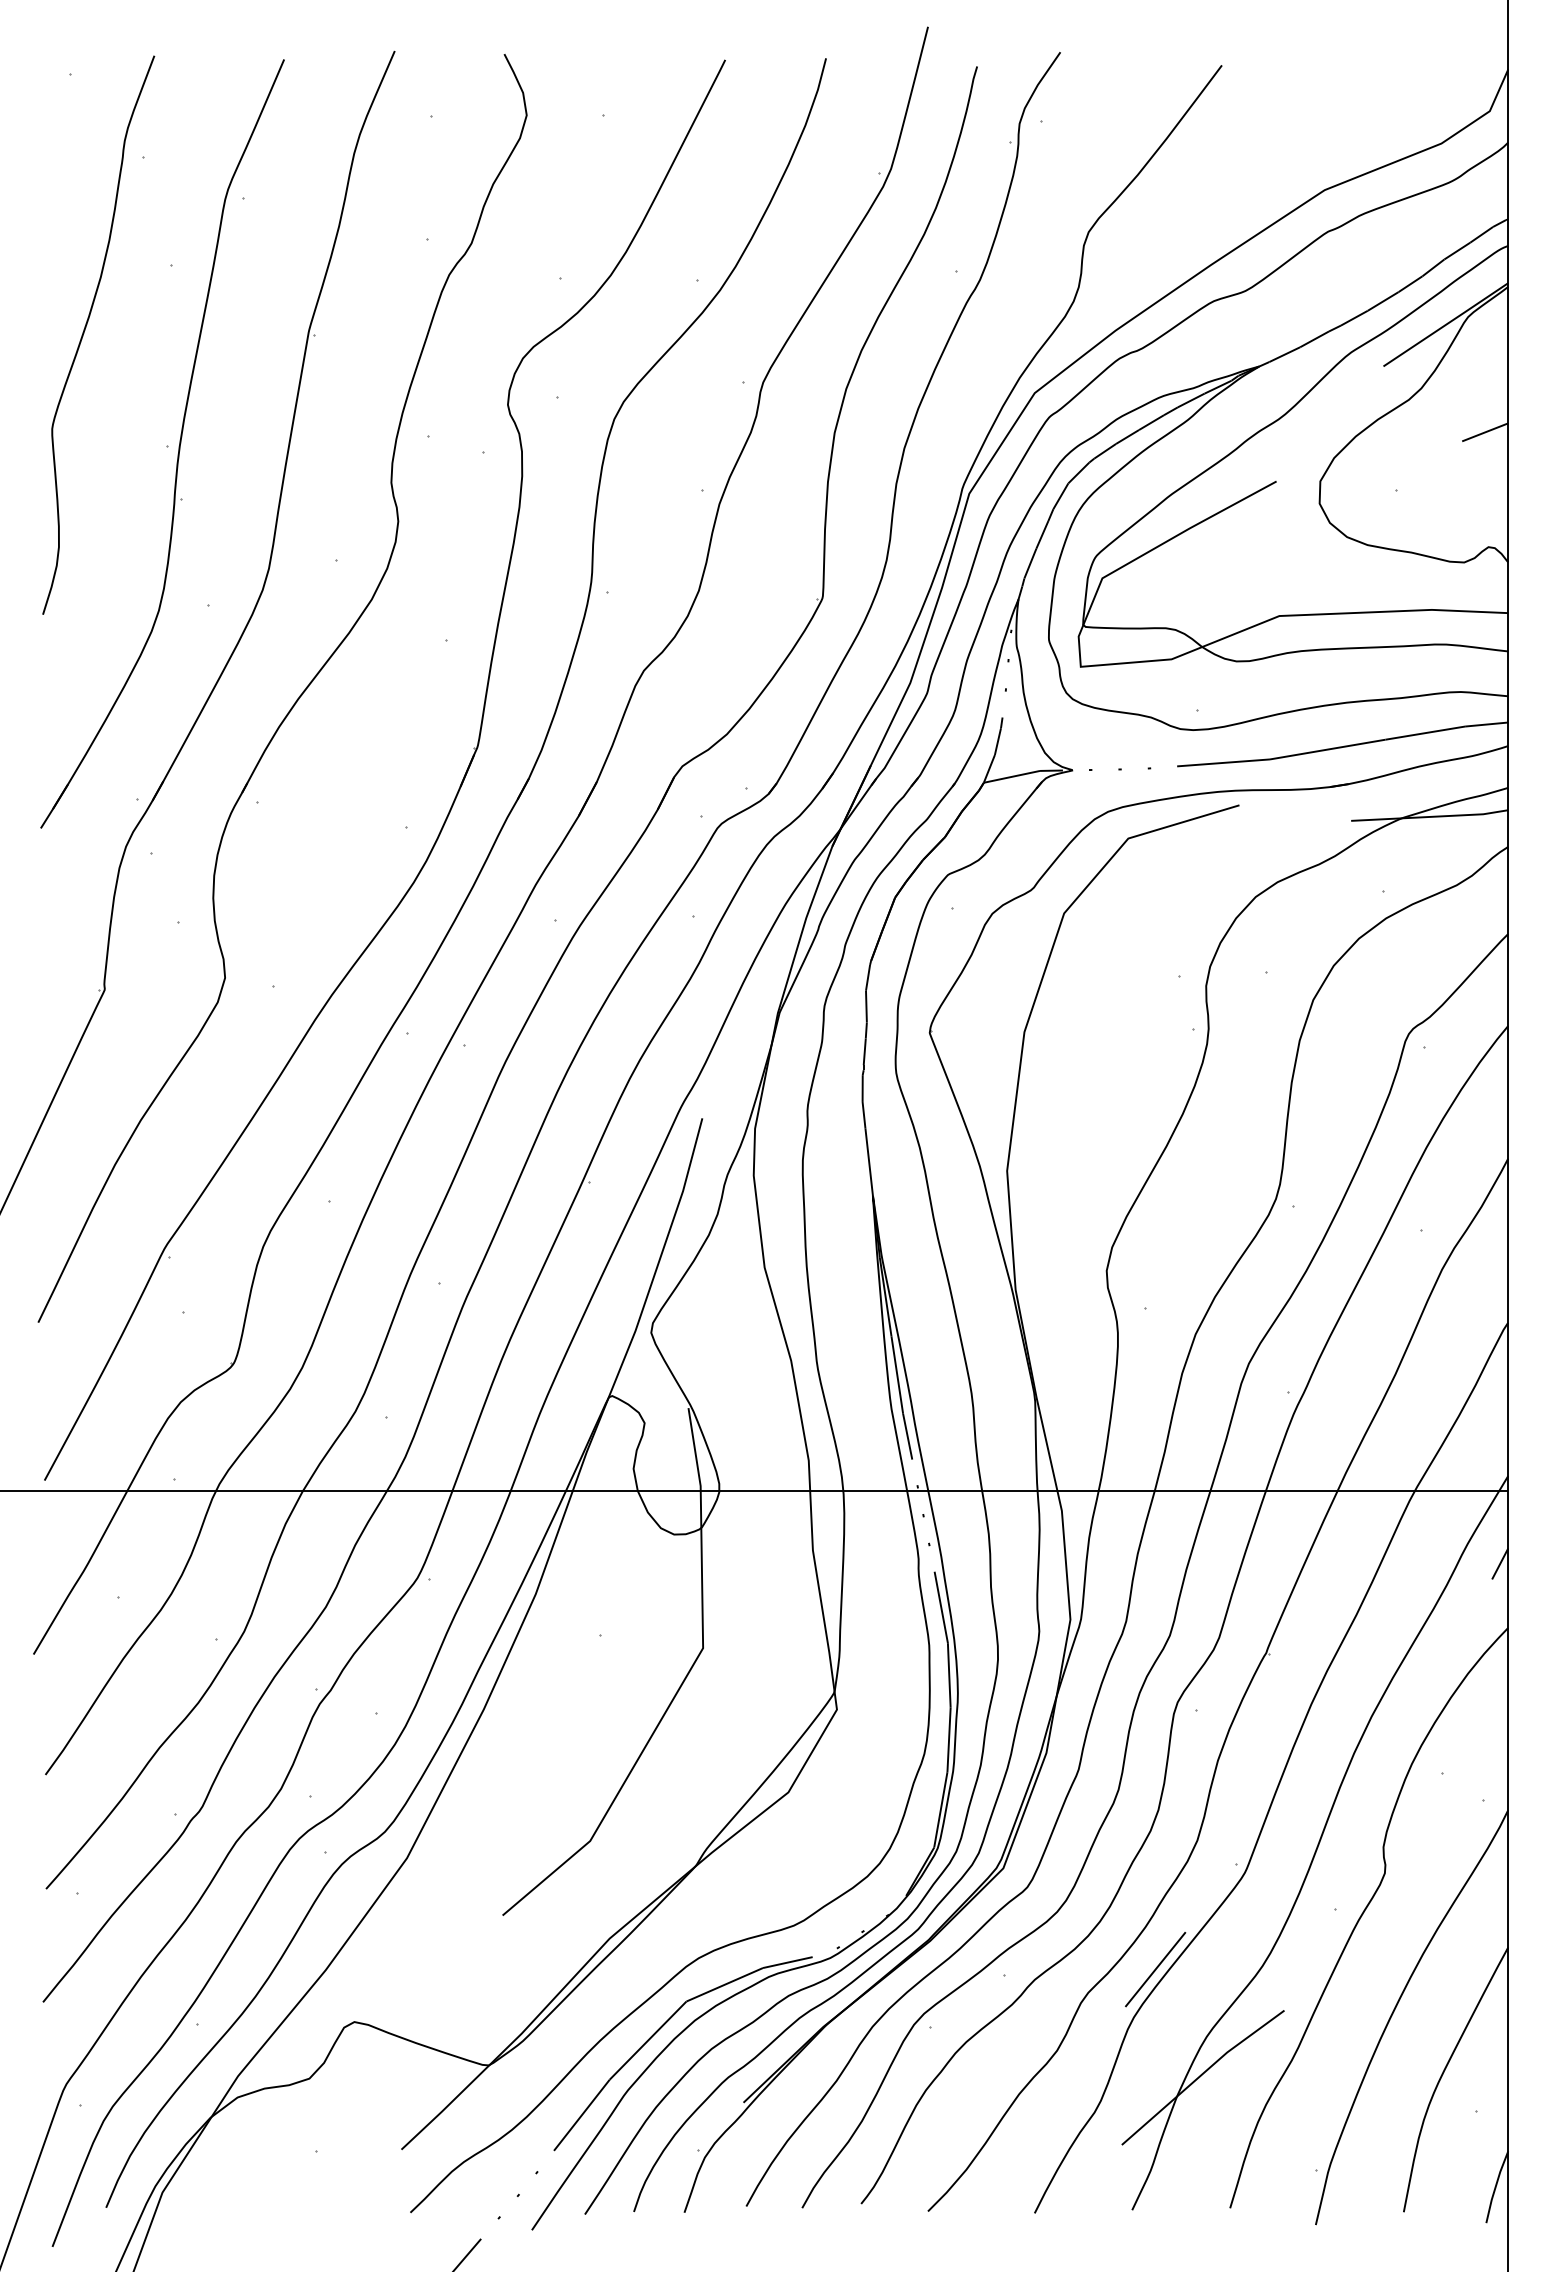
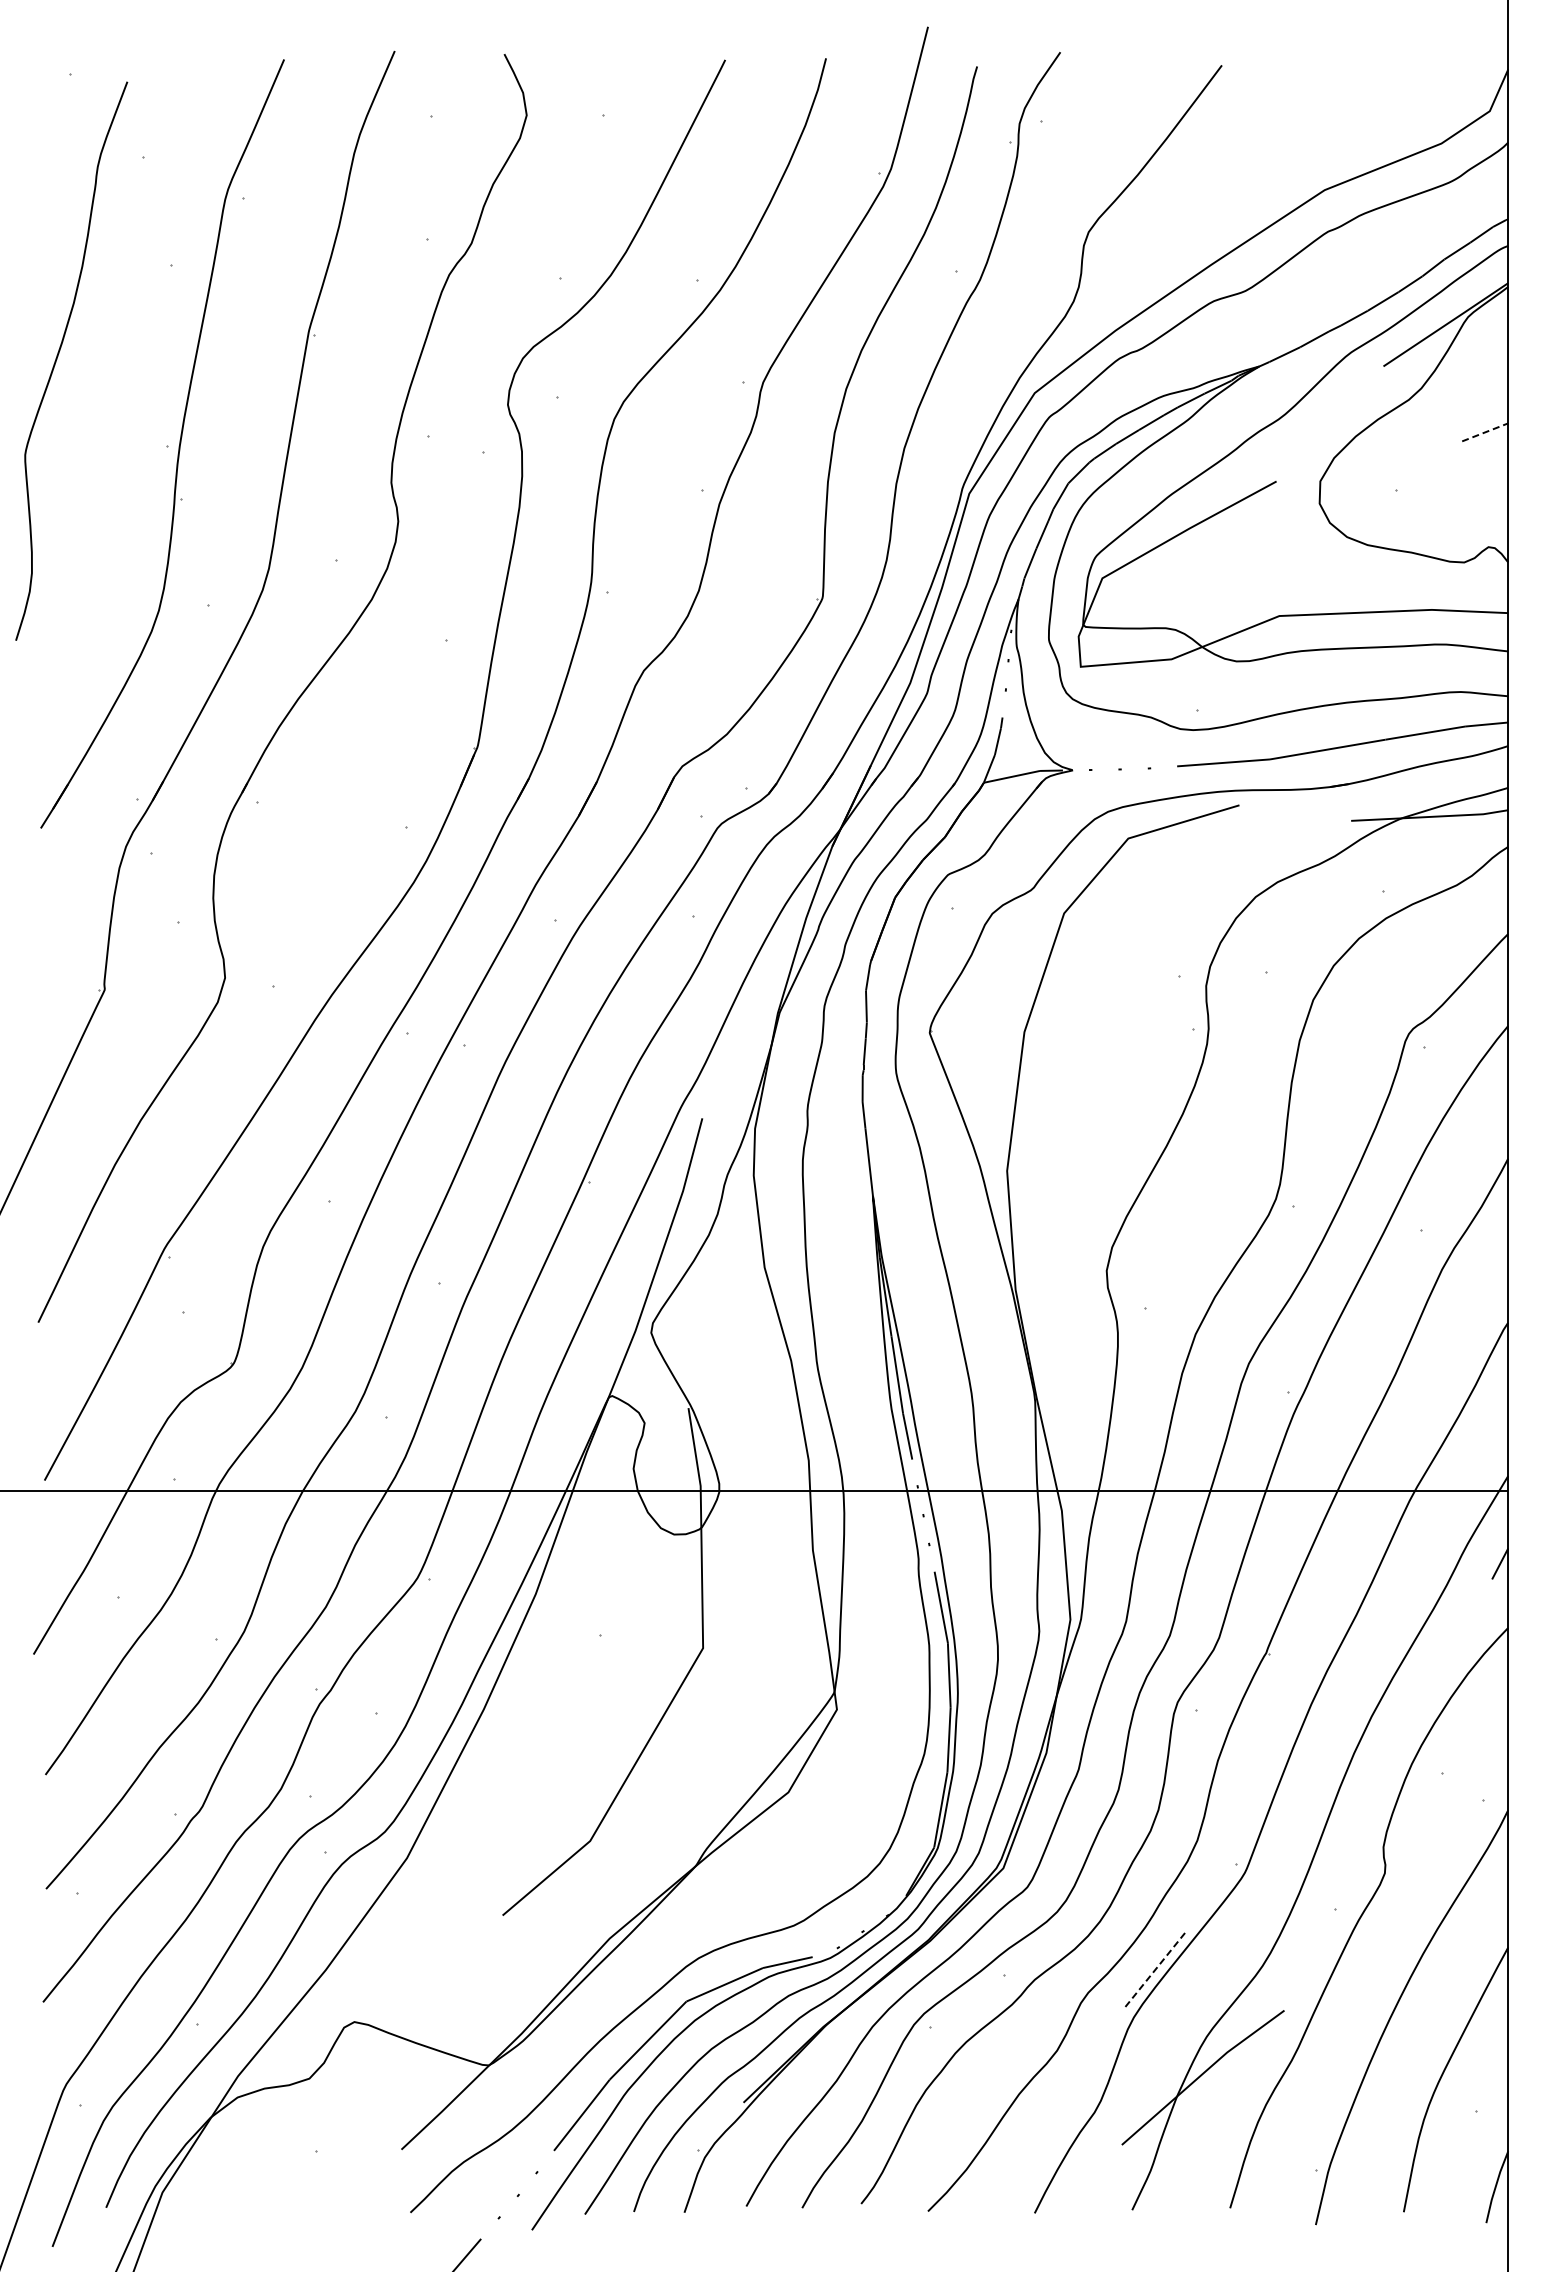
curve position: (85, 330) -> (58, 356) (58, 356)
line: solid -> dashed (1485, 432)
line: solid -> dashed (1155, 1969)
